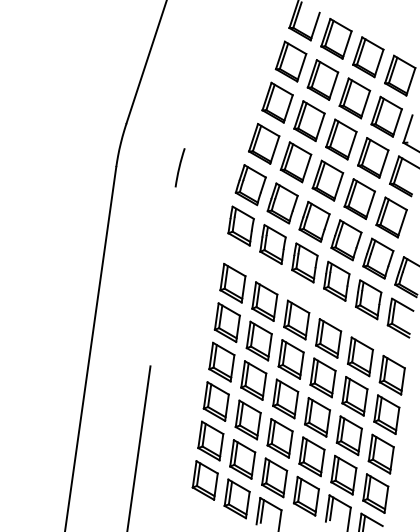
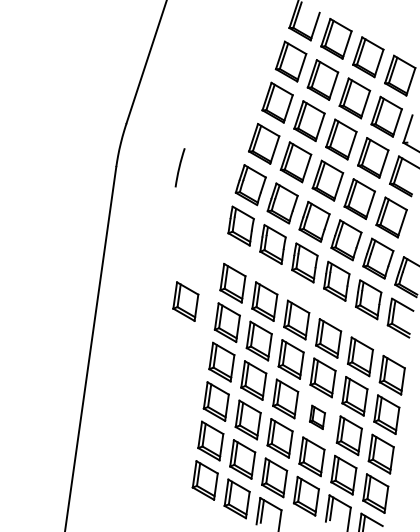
part: none -> present (185, 301)
part size: 27x41 px -> 17x26 px (317, 416)
line: present -> none (138, 447)
